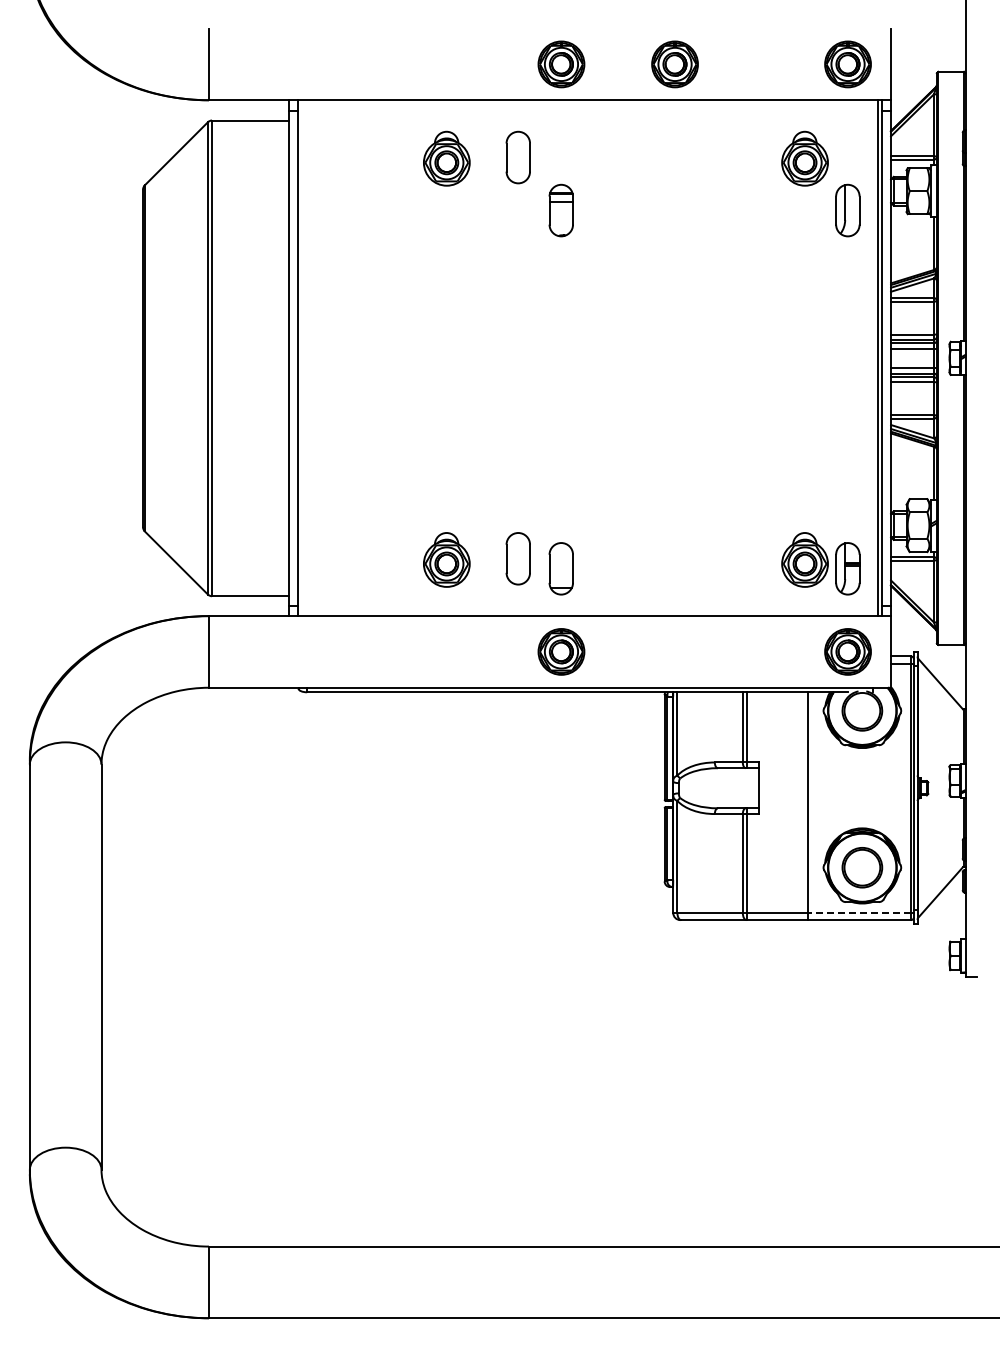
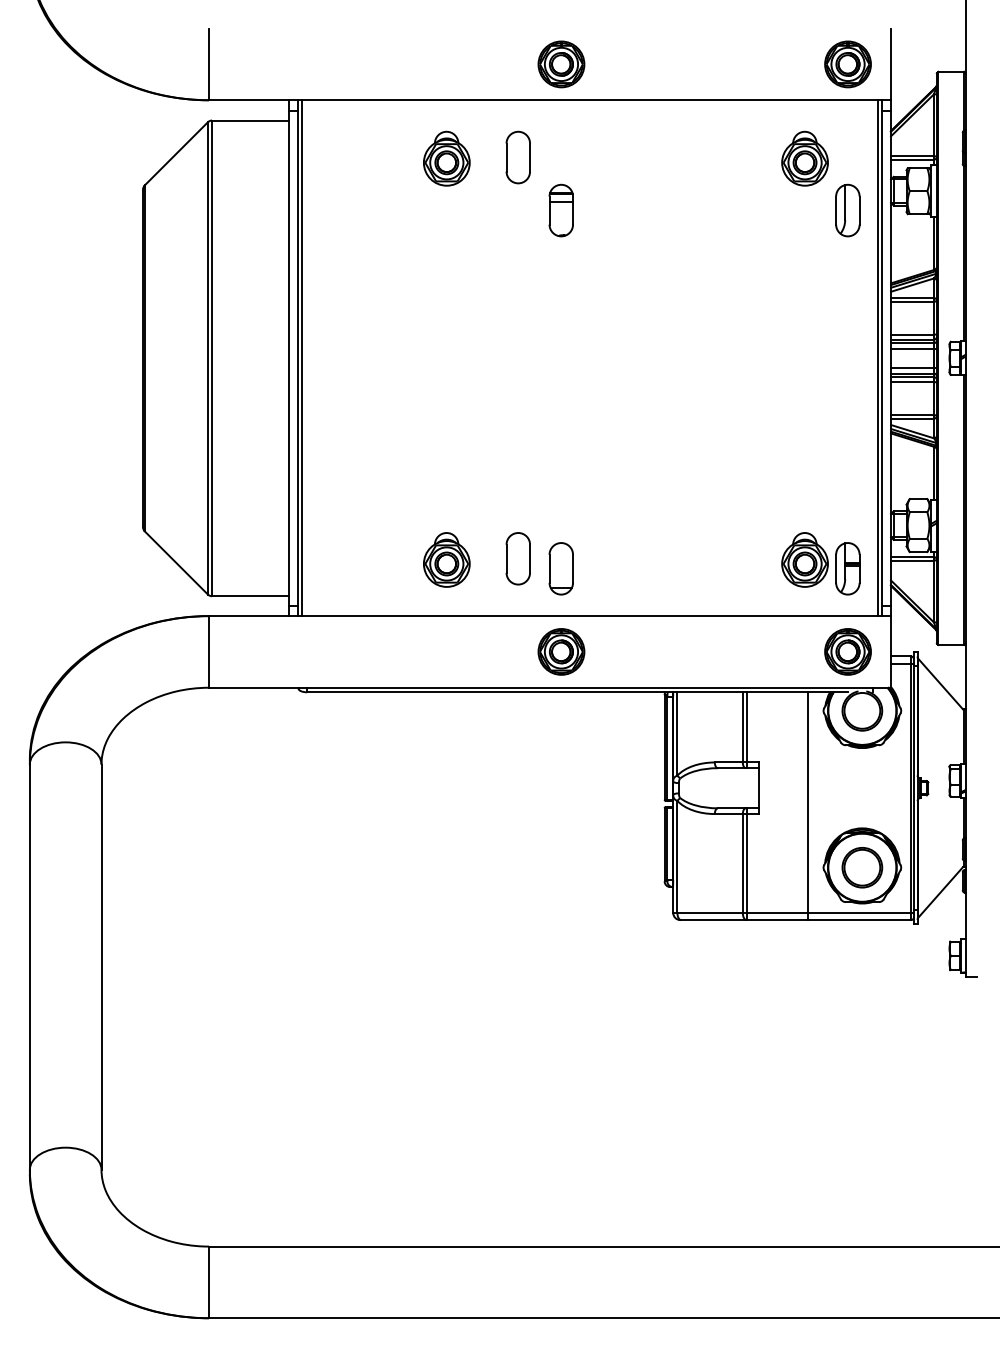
part: present -> none (674, 64)
line: none -> present (302, 358)
line: dashed -> solid (859, 912)
